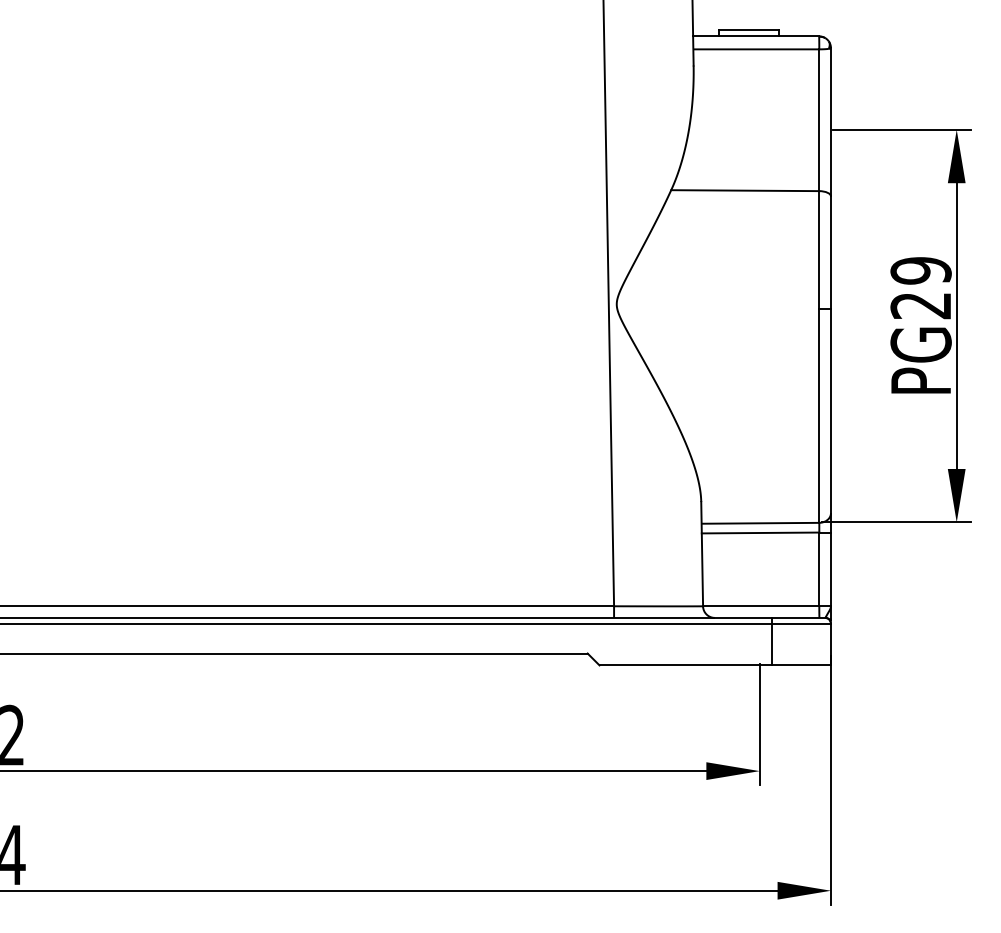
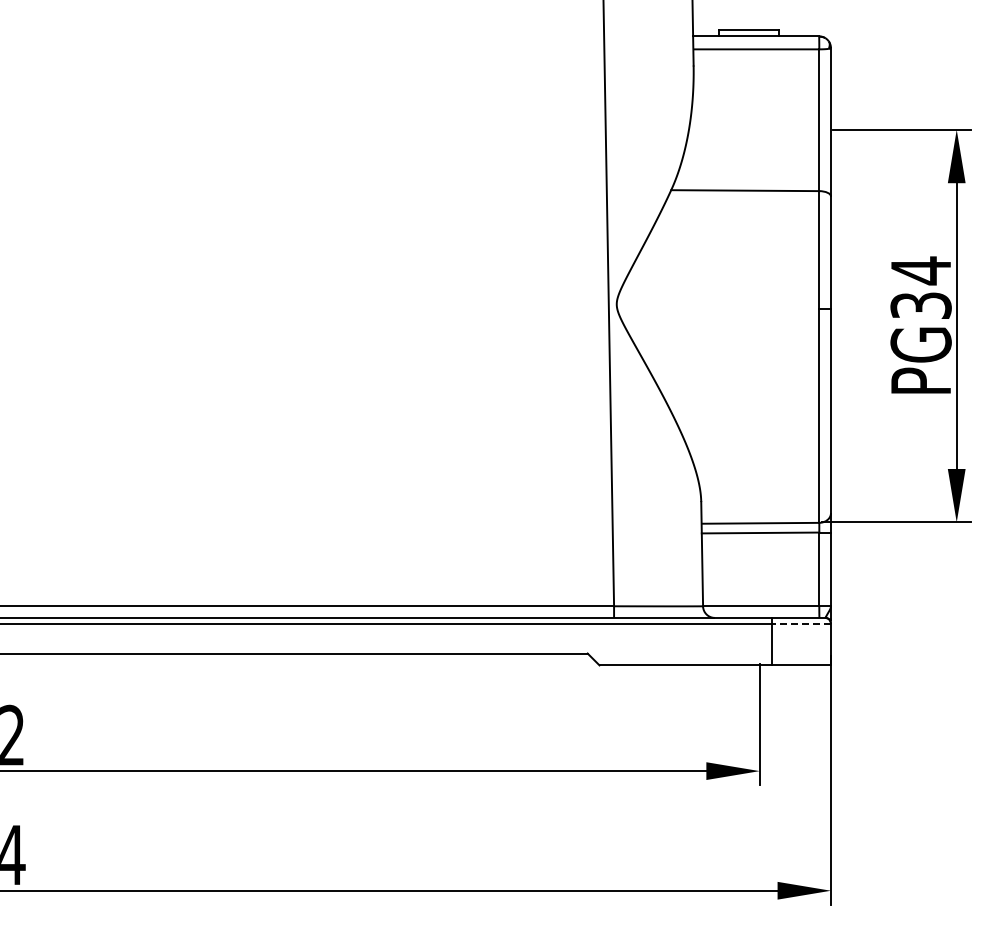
text: PG29 -> PG34 (920, 287)
line: solid -> dashed (801, 623)
